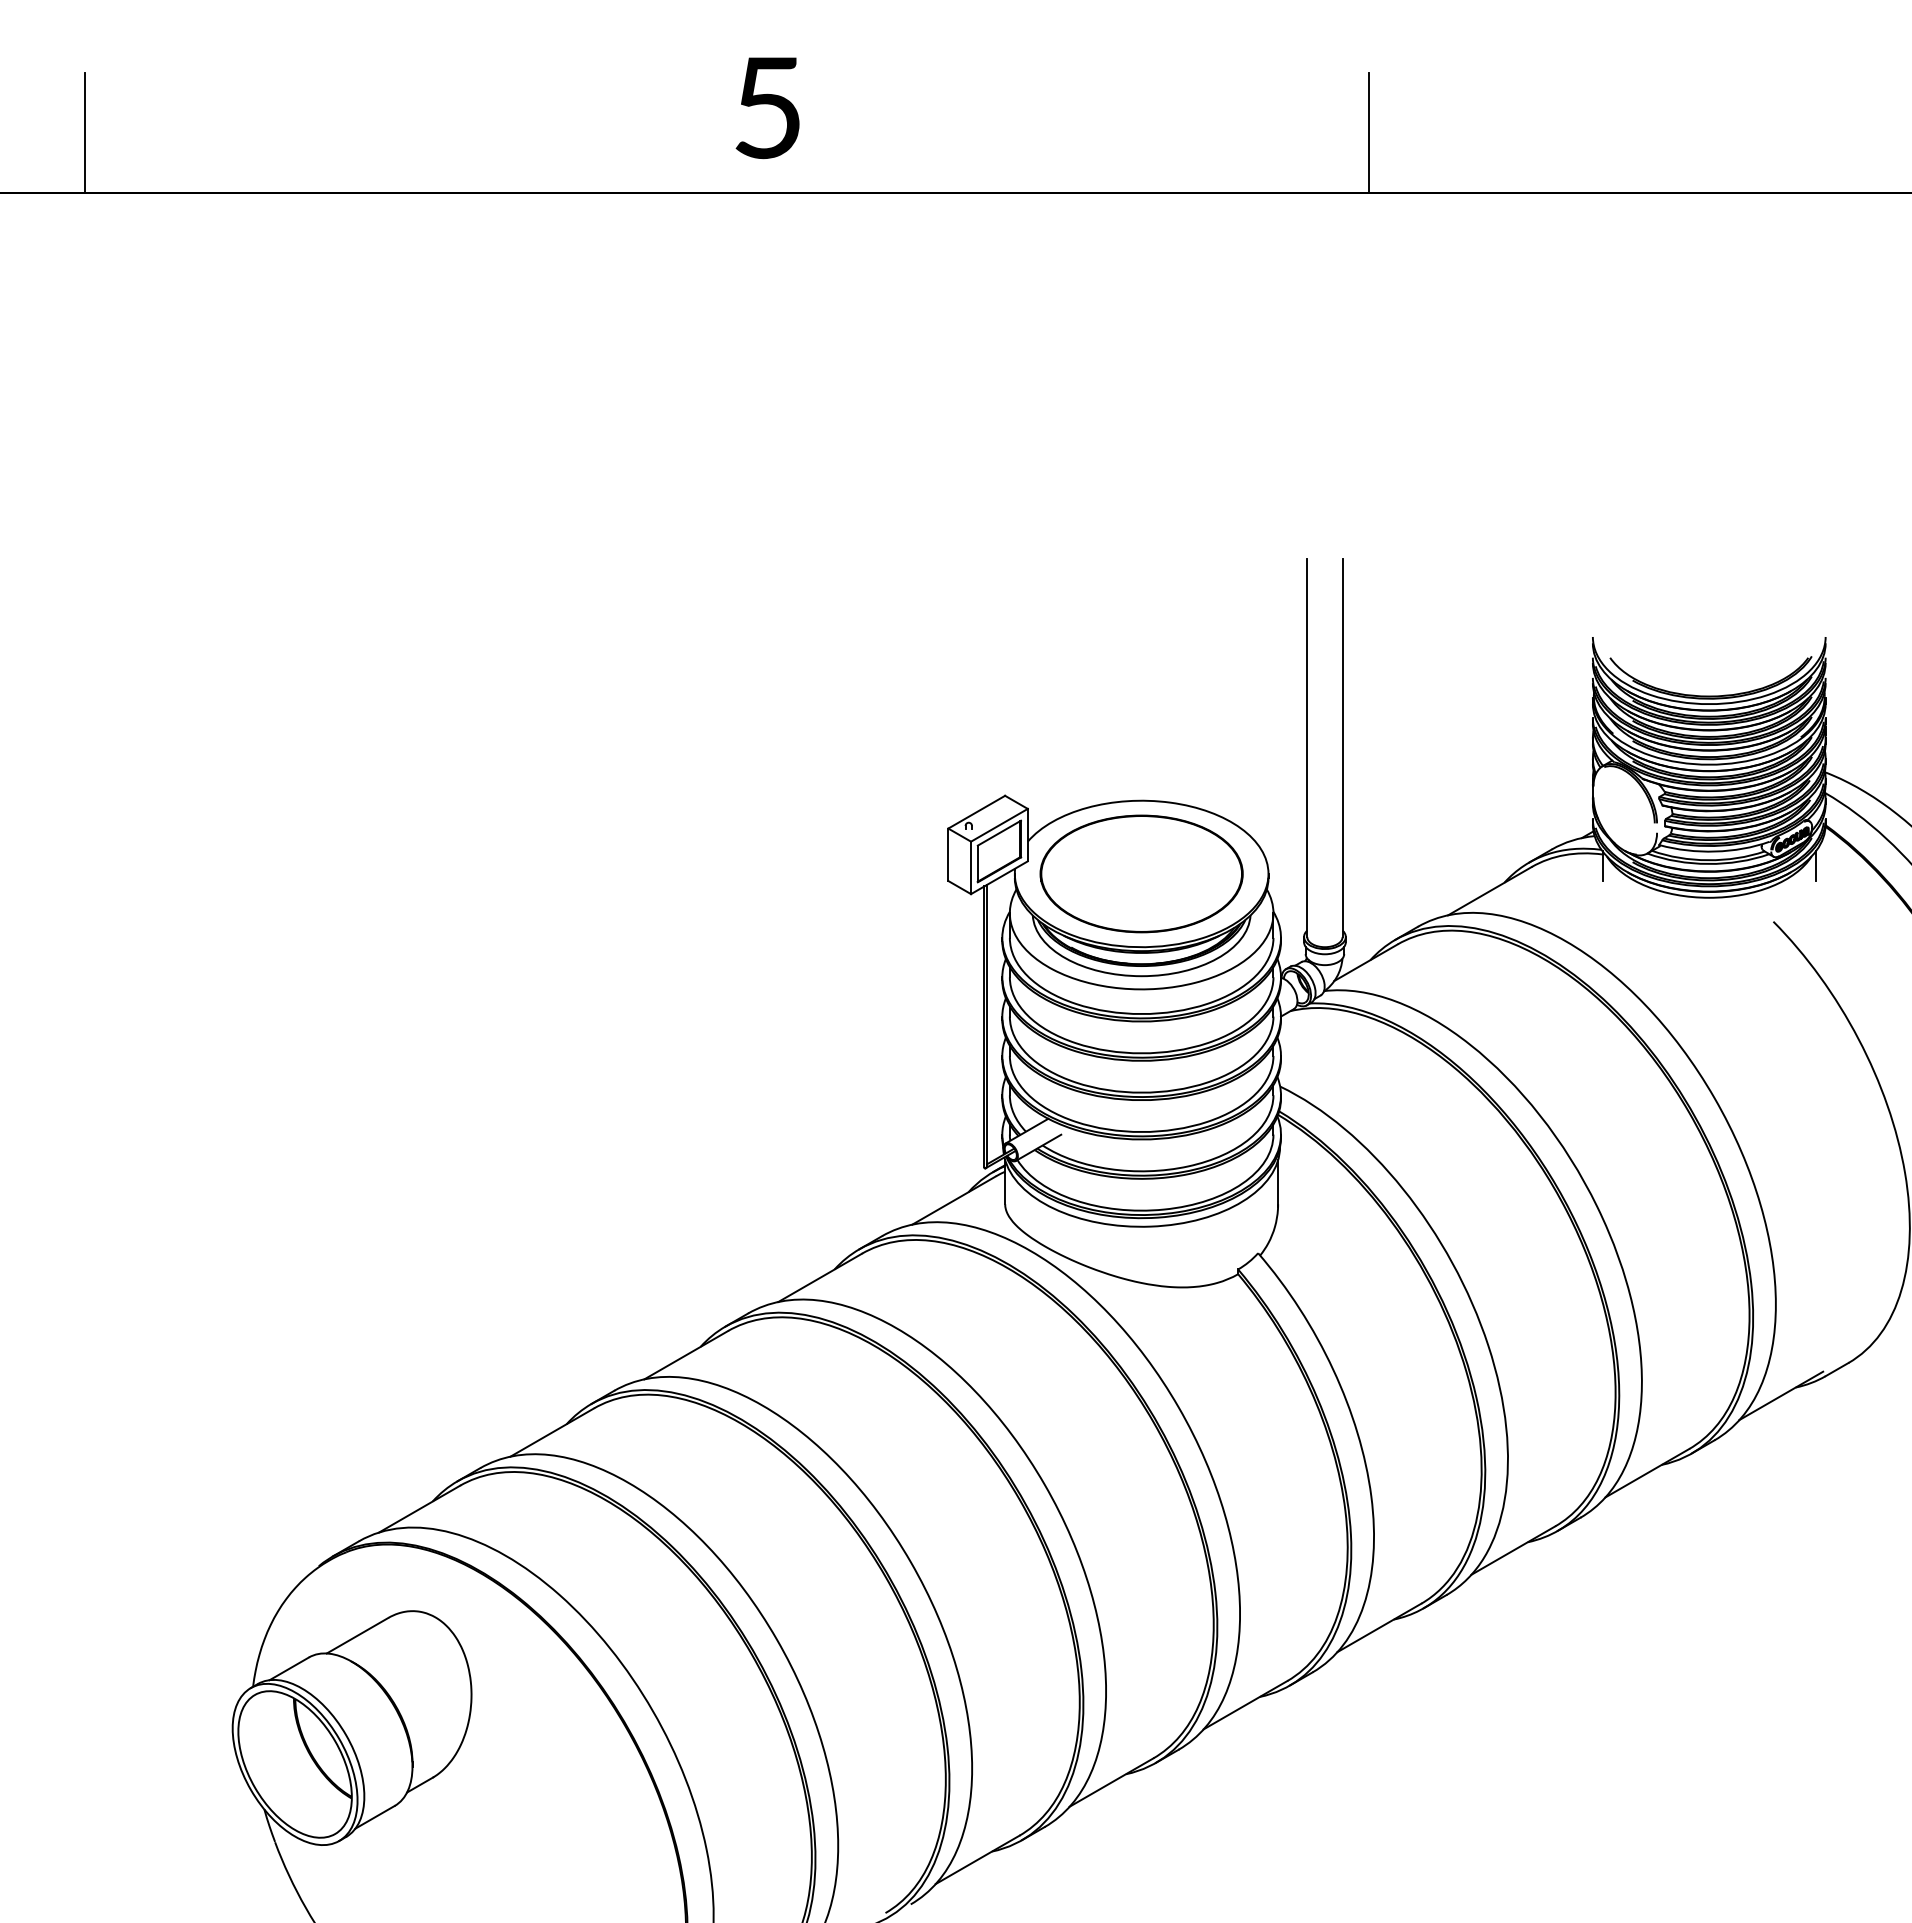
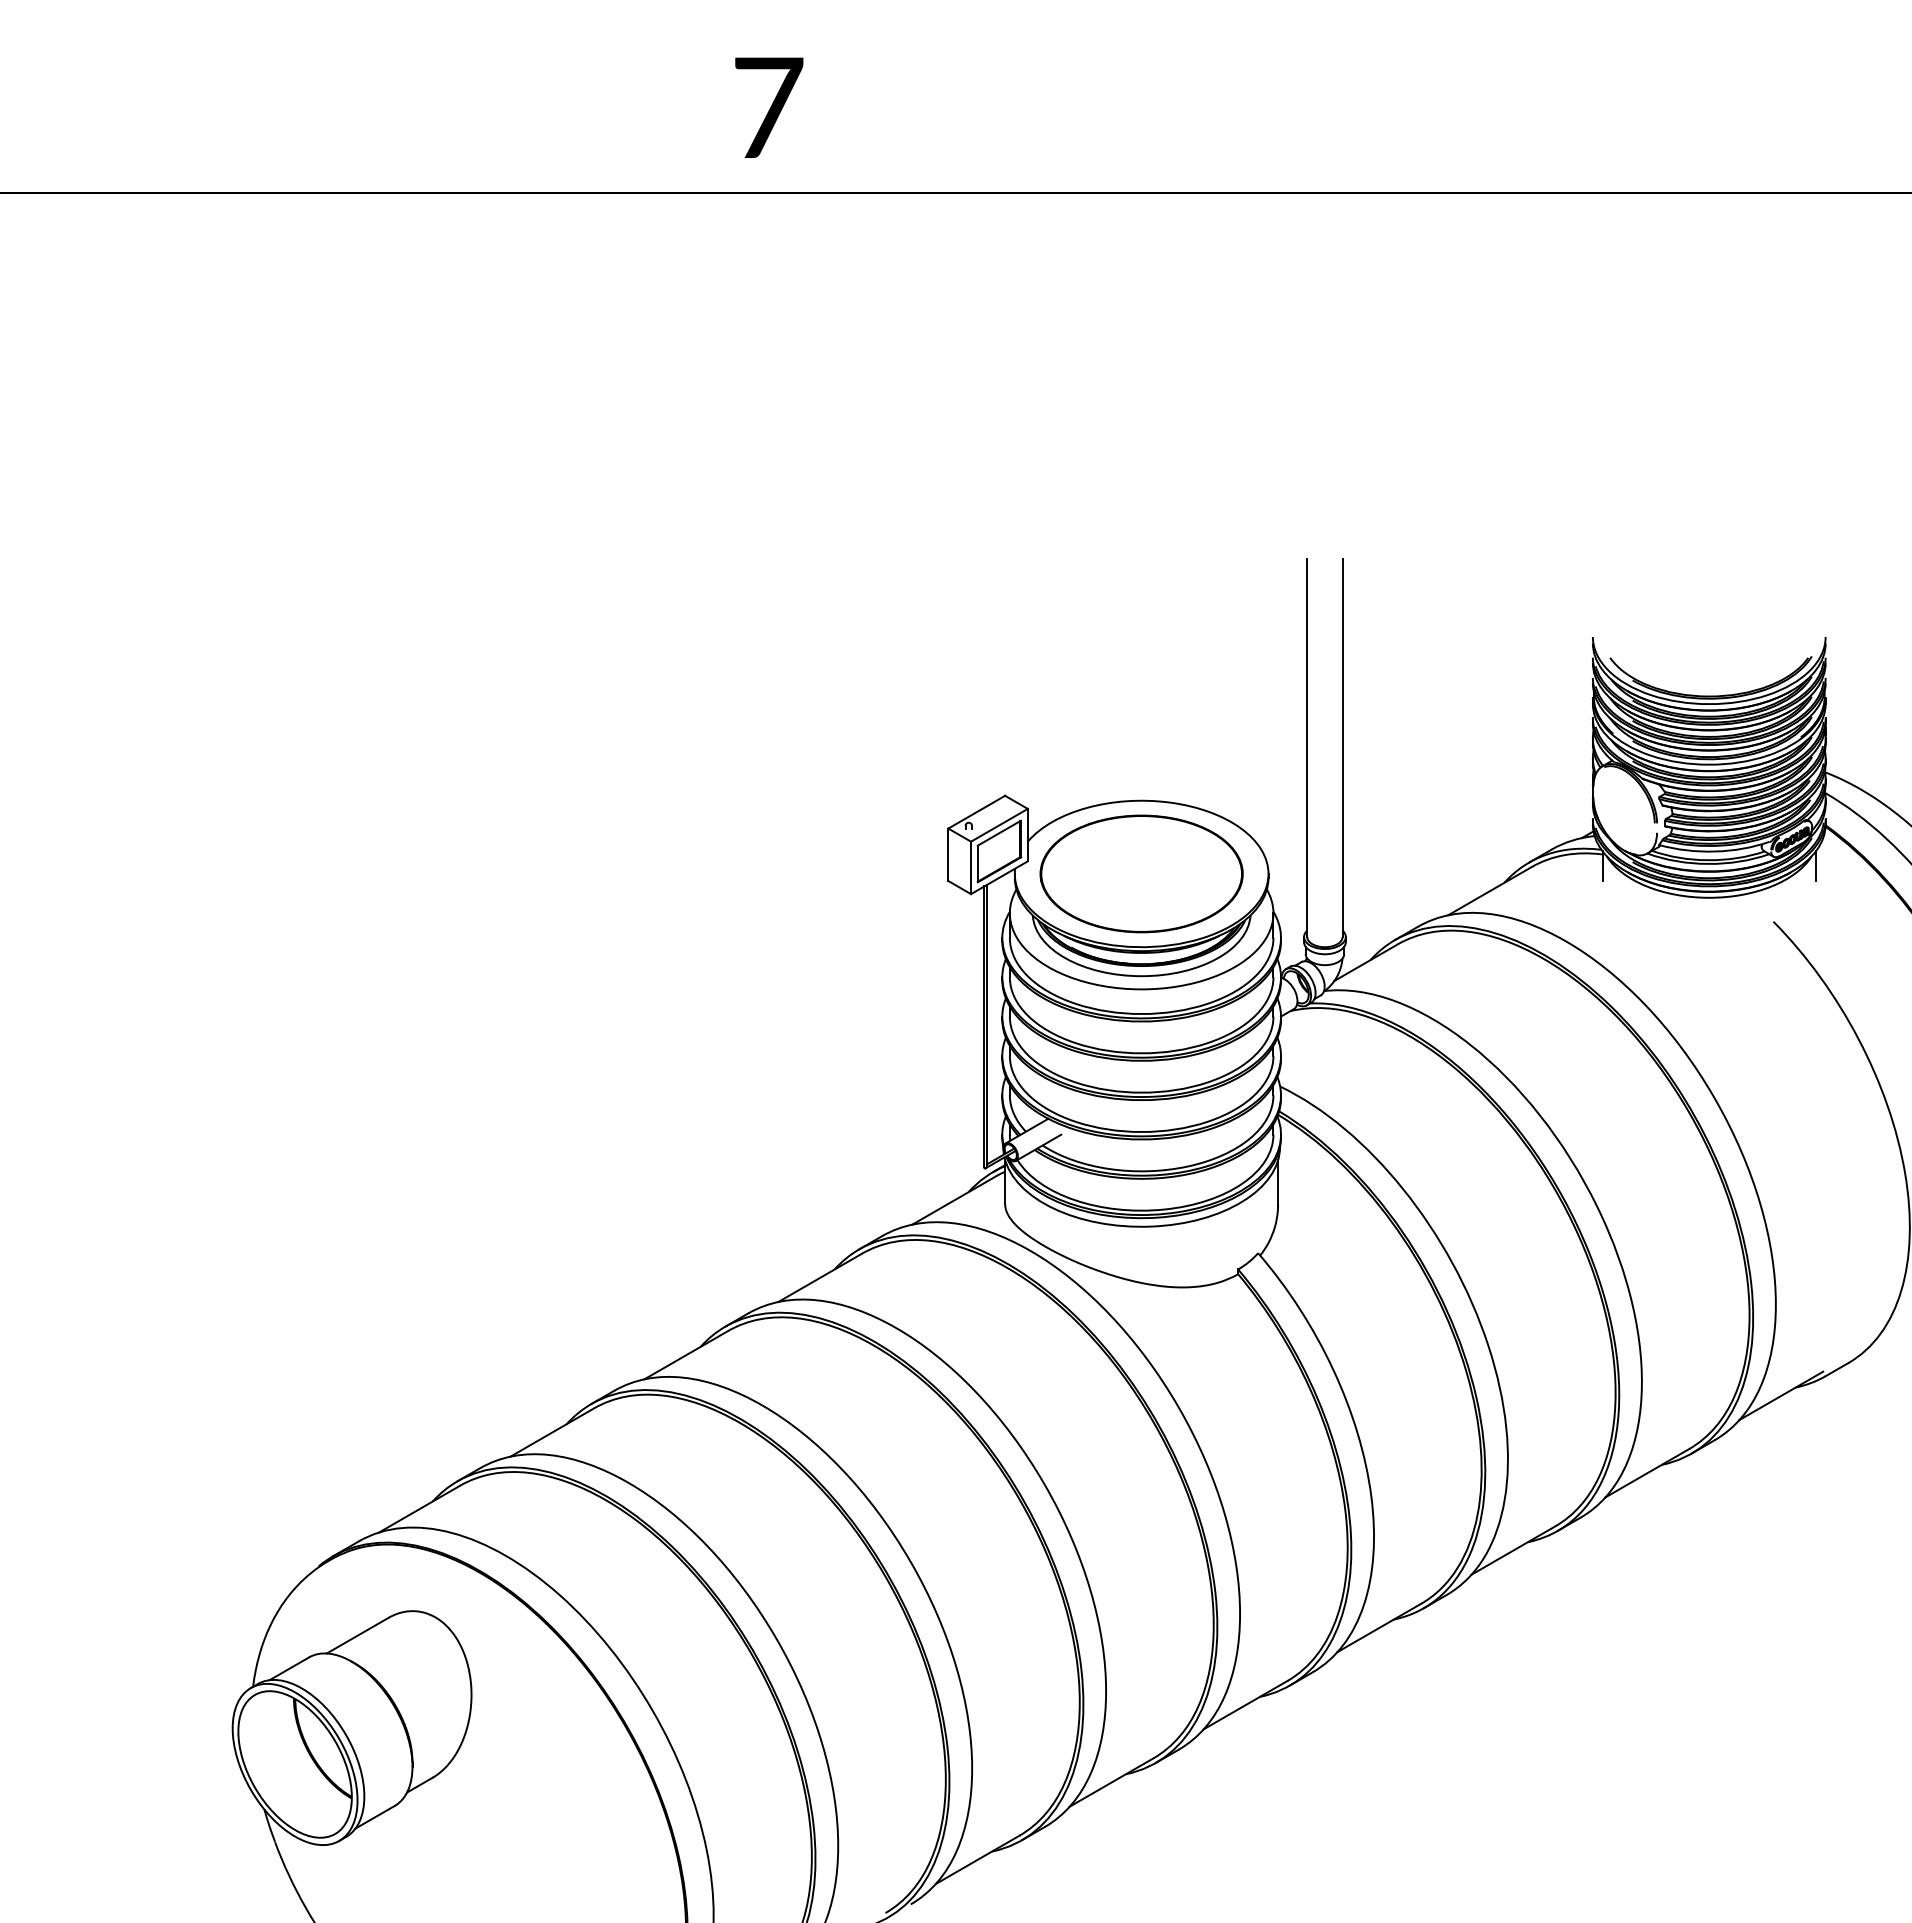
text: 5 -> 7 (769, 108)
line: present -> none (84, 132)
line: present -> none (1368, 132)
